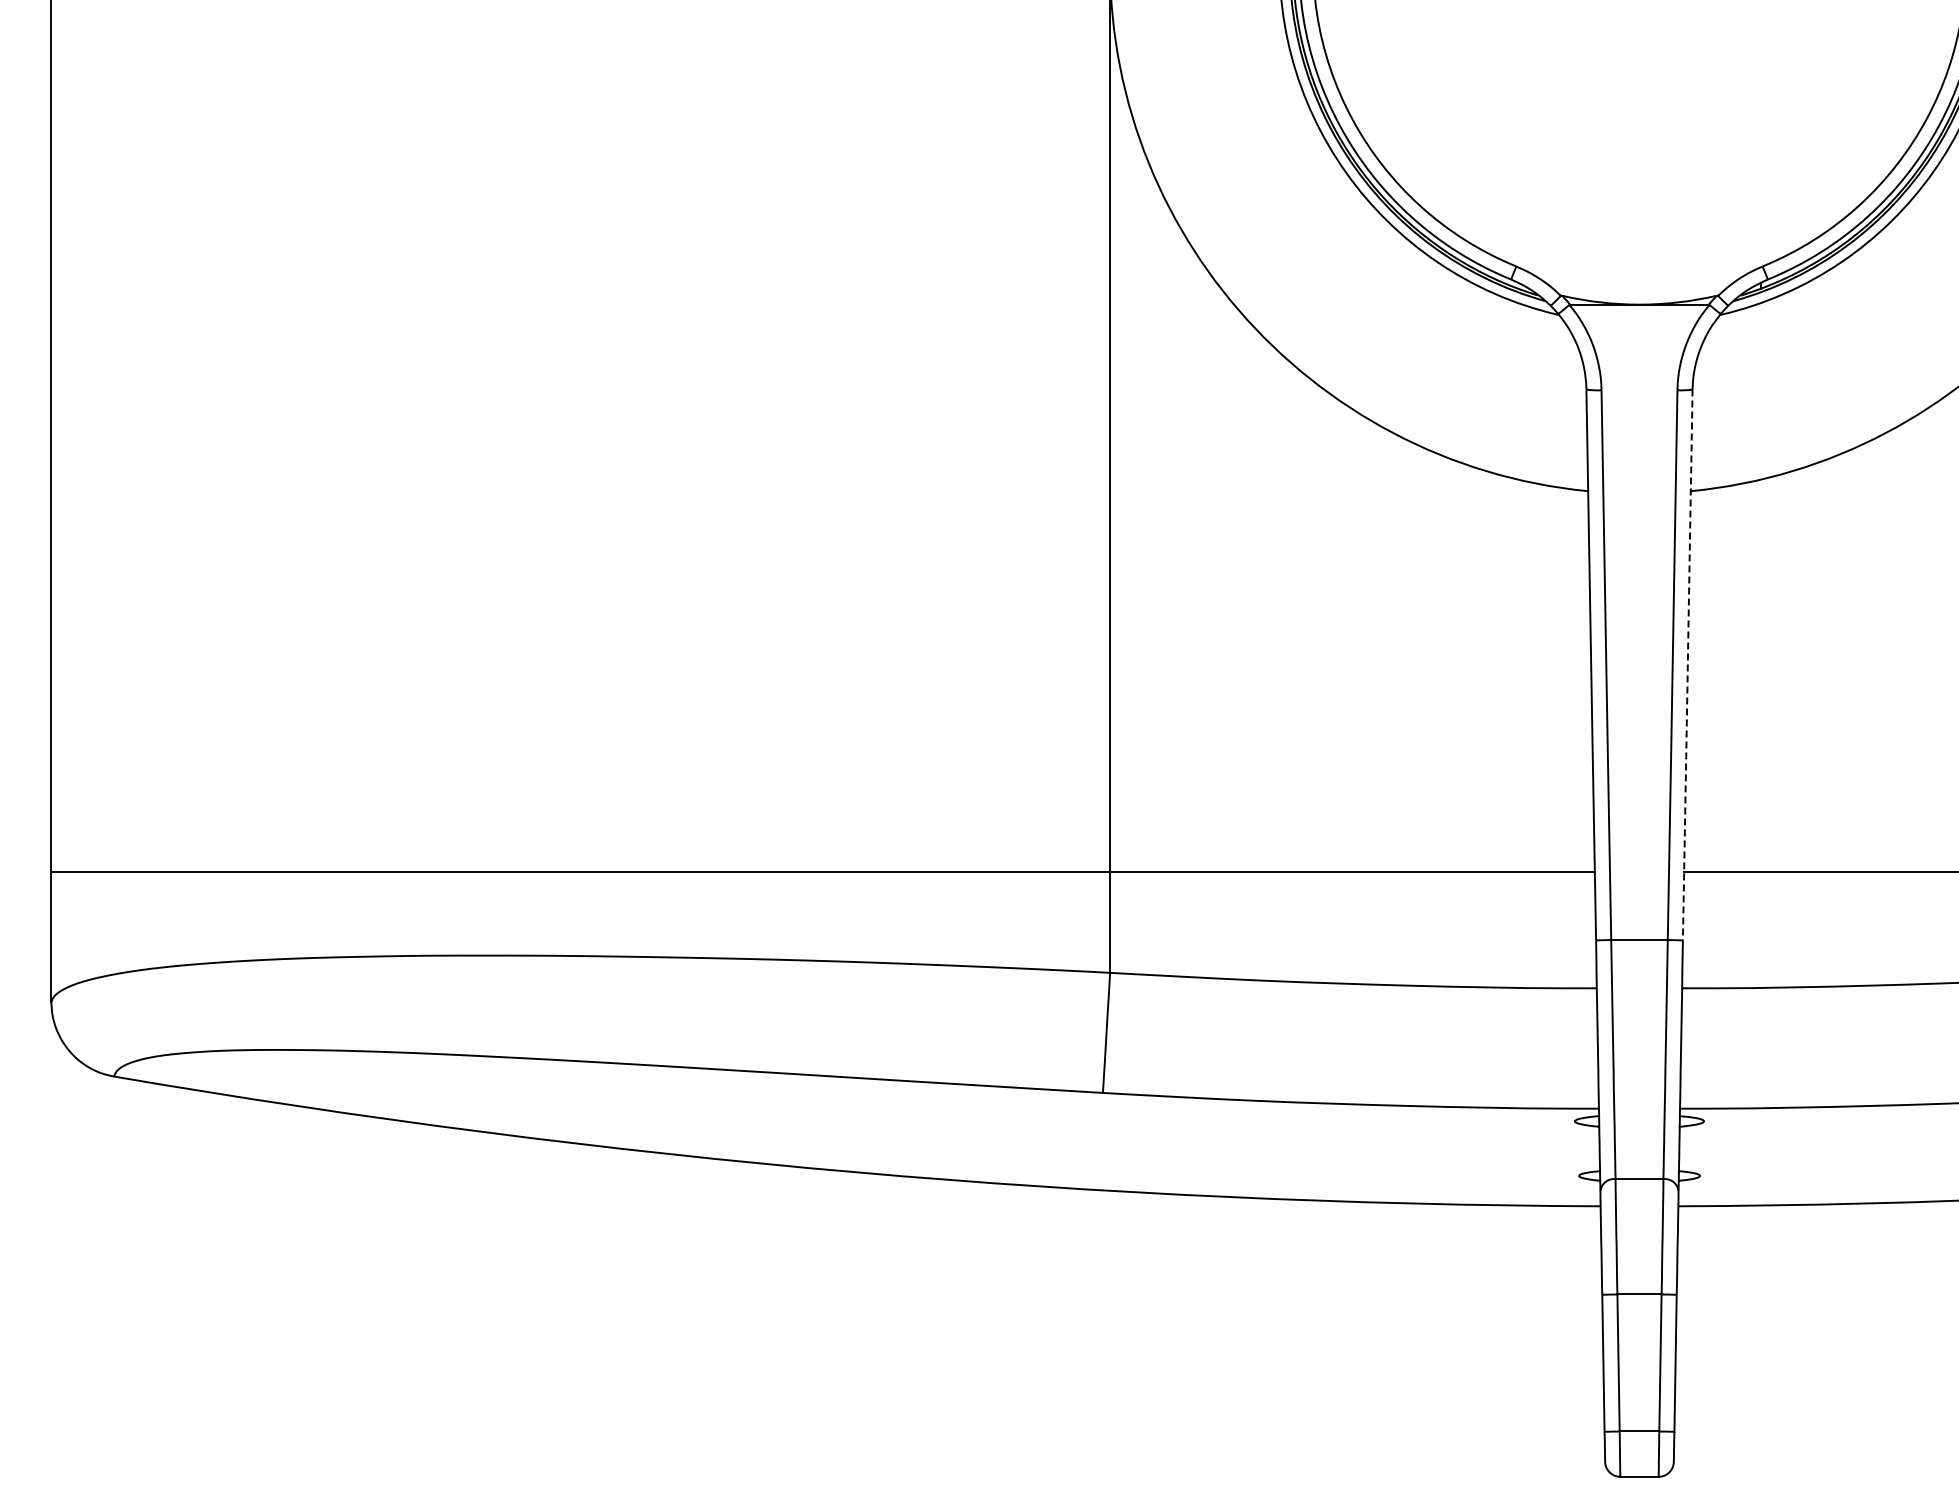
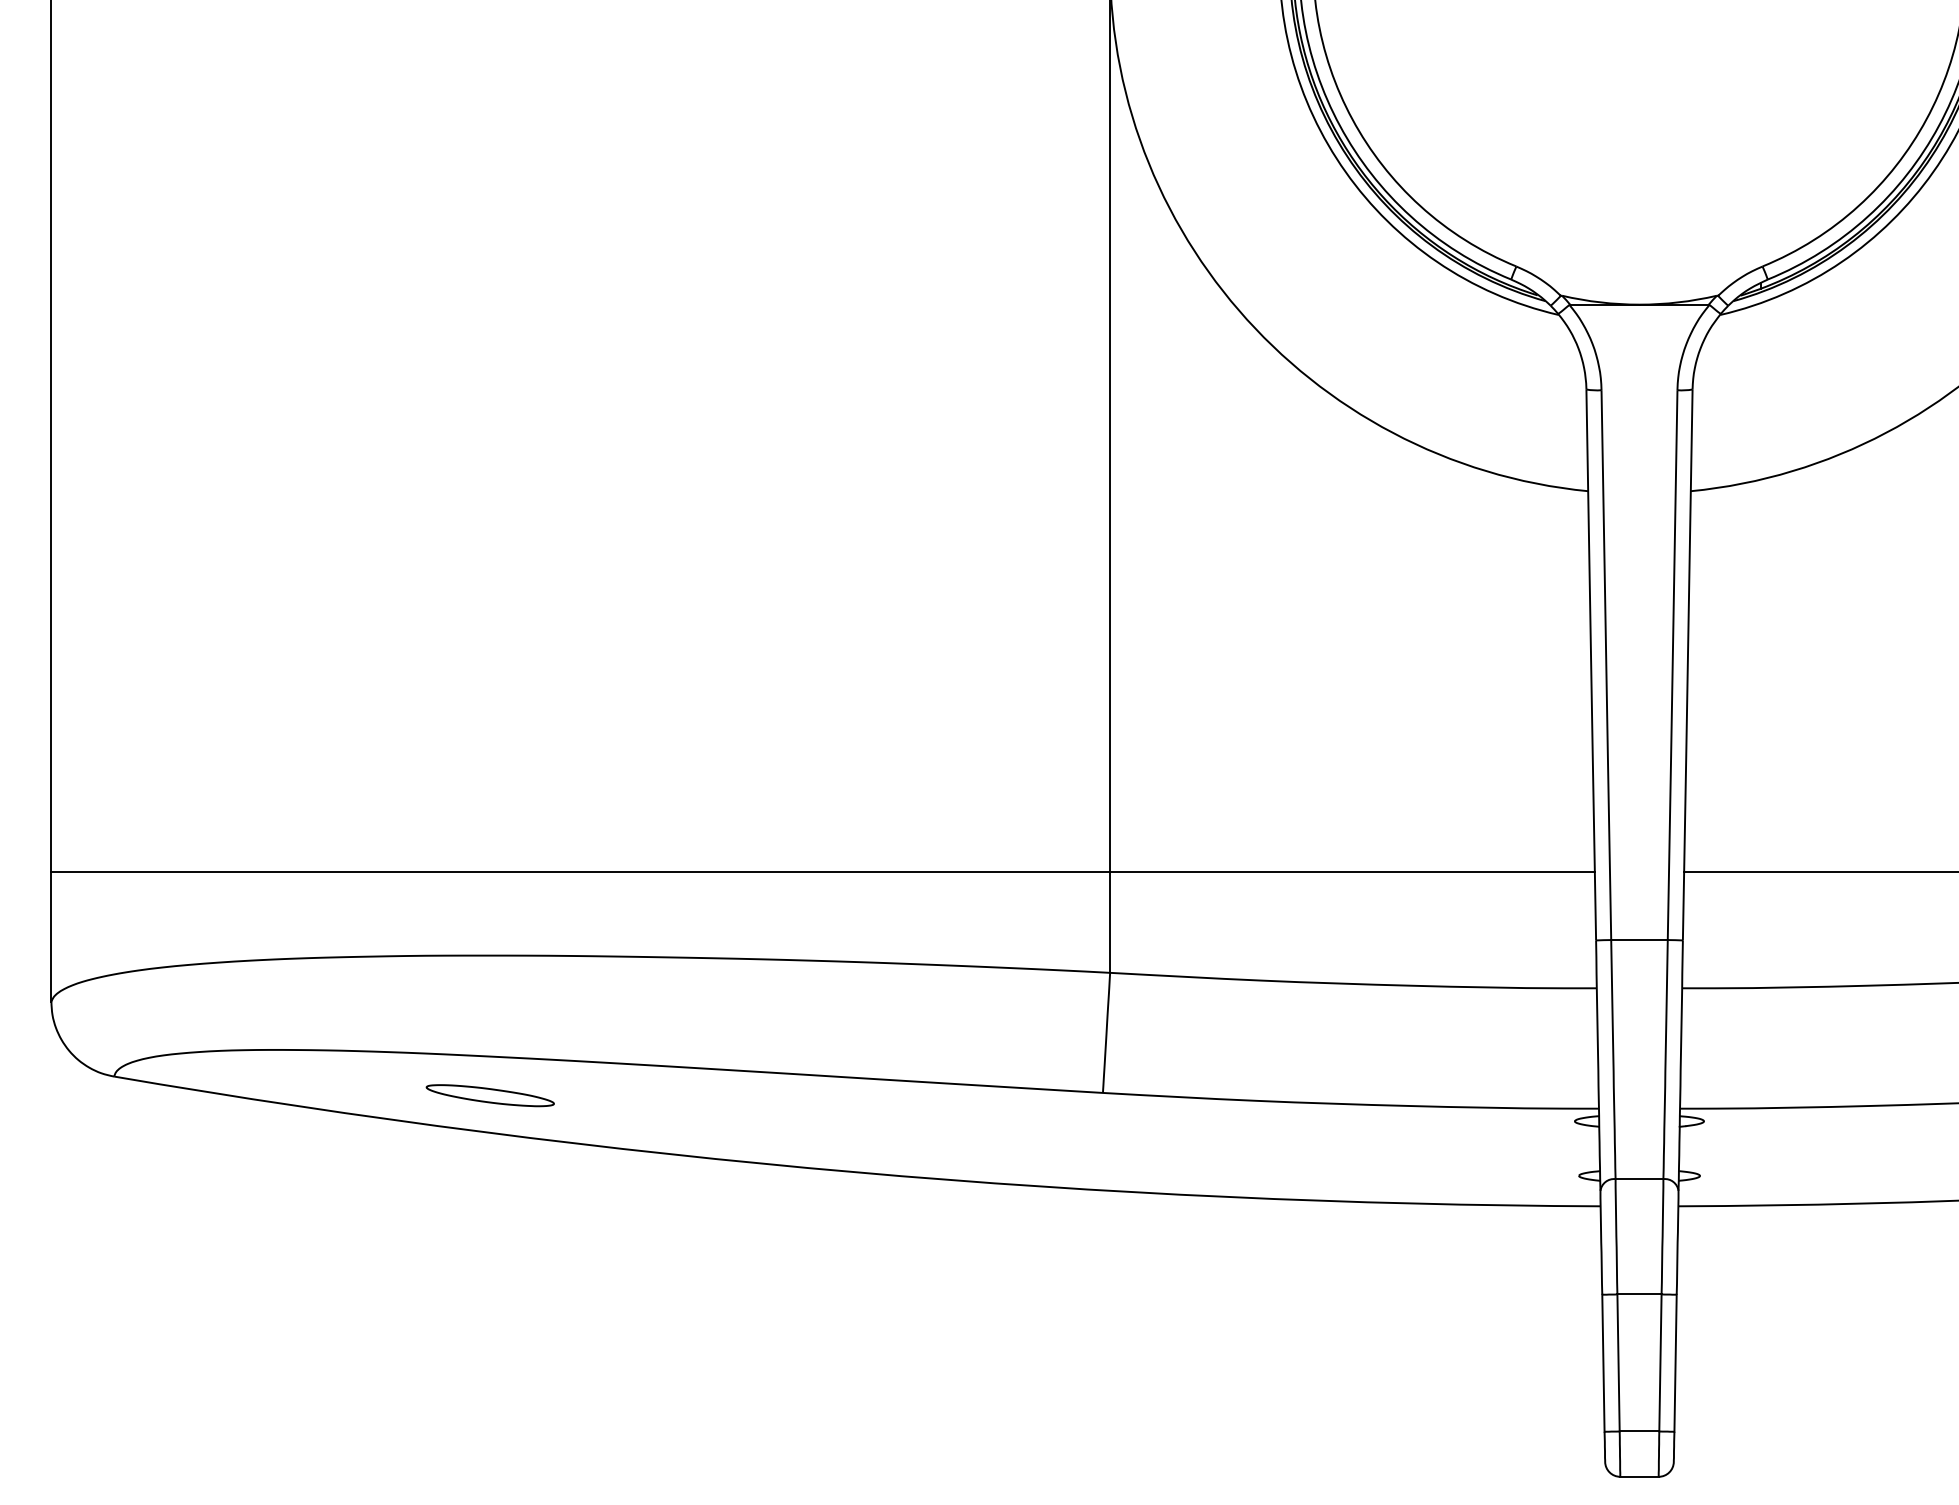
line: dashed -> solid (1687, 664)
part: none -> present (489, 1095)
